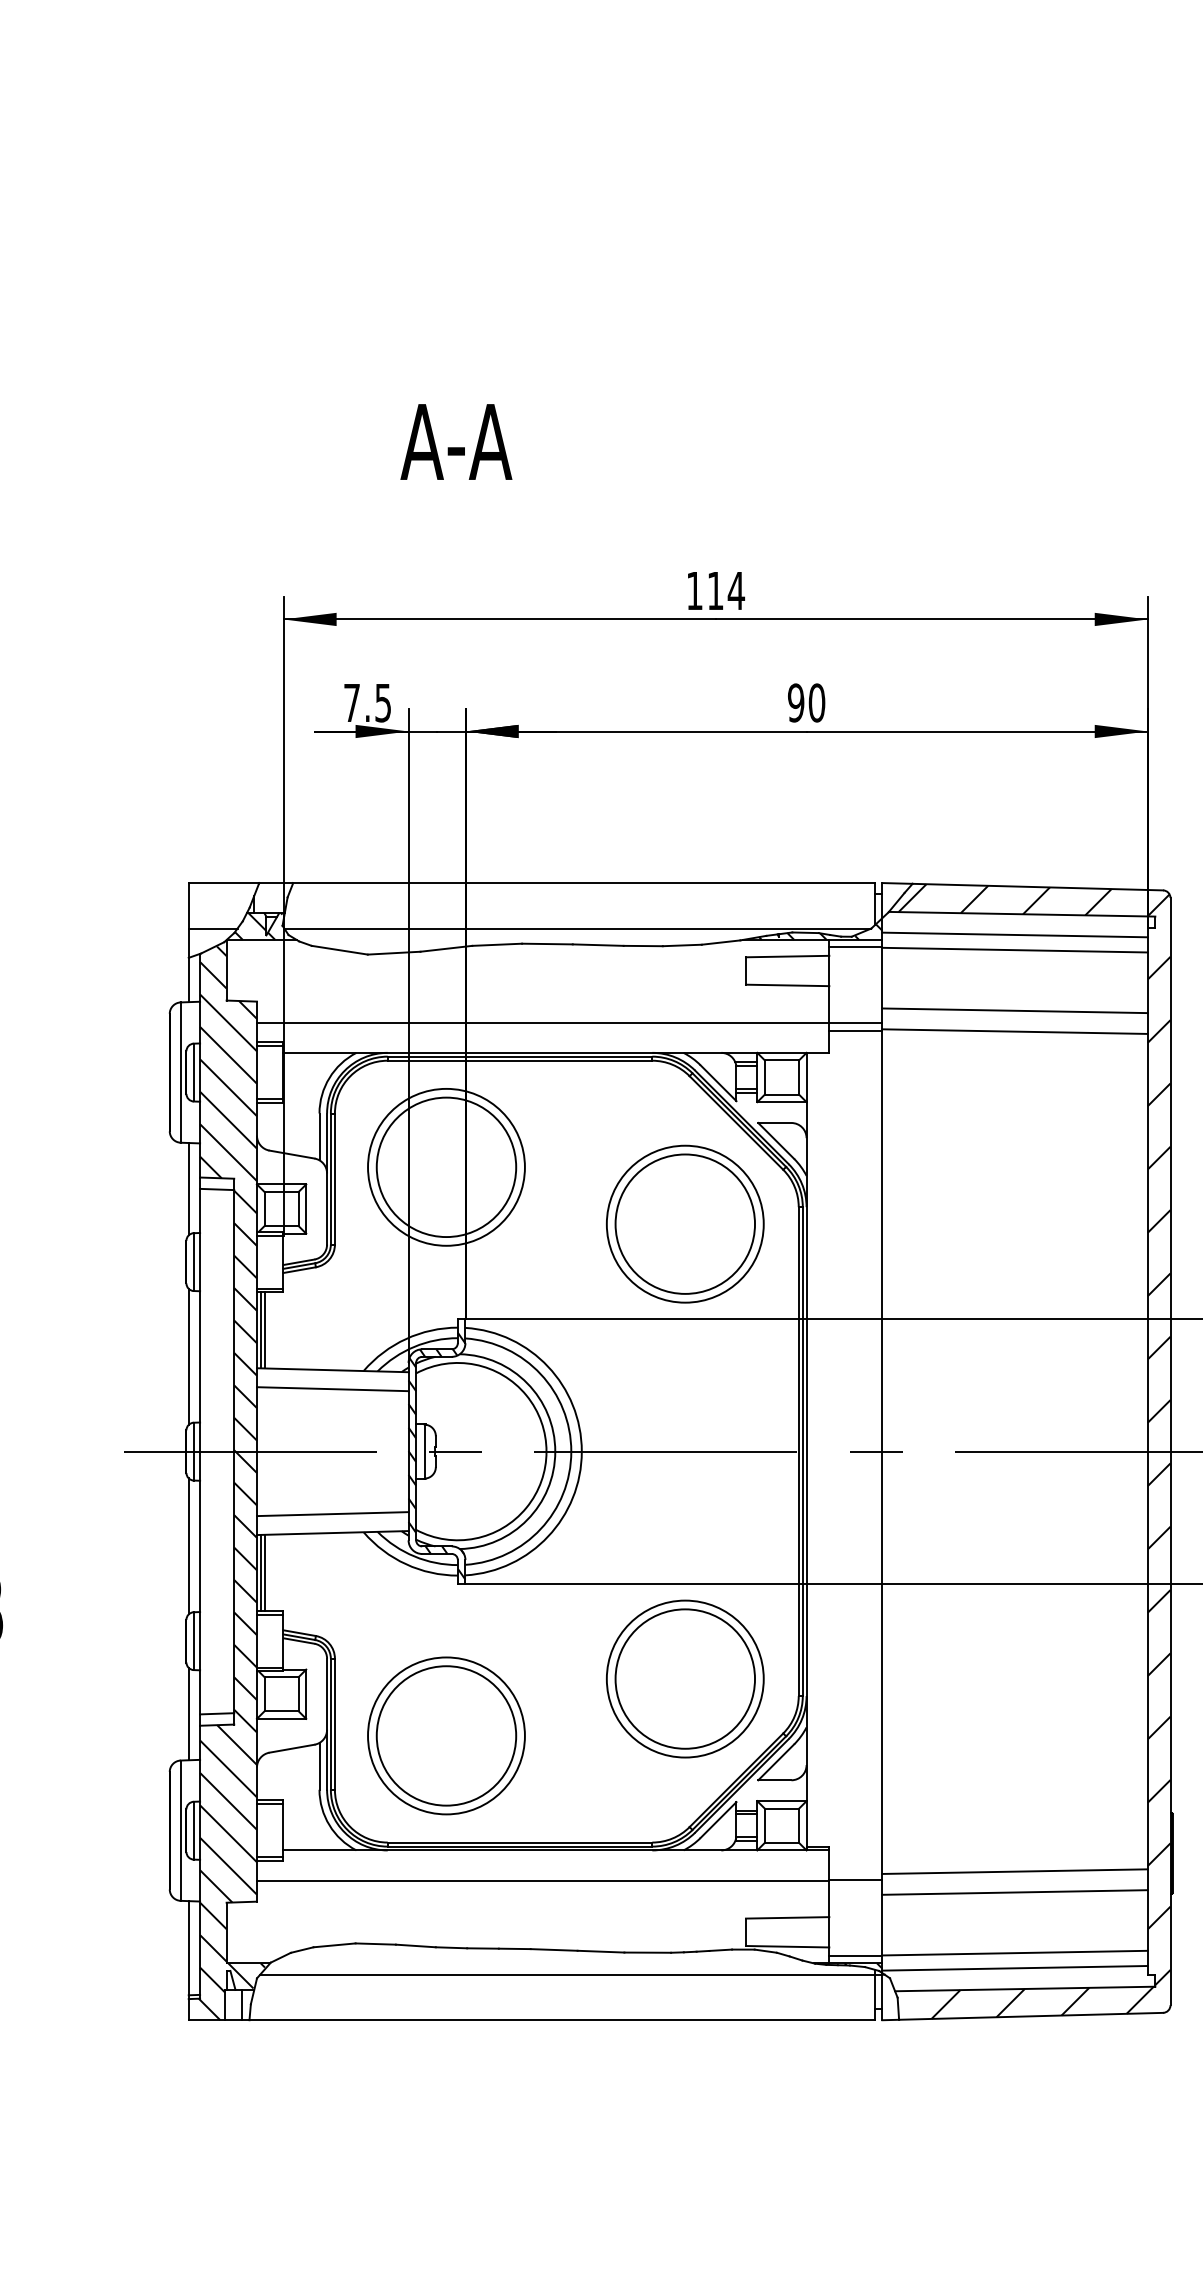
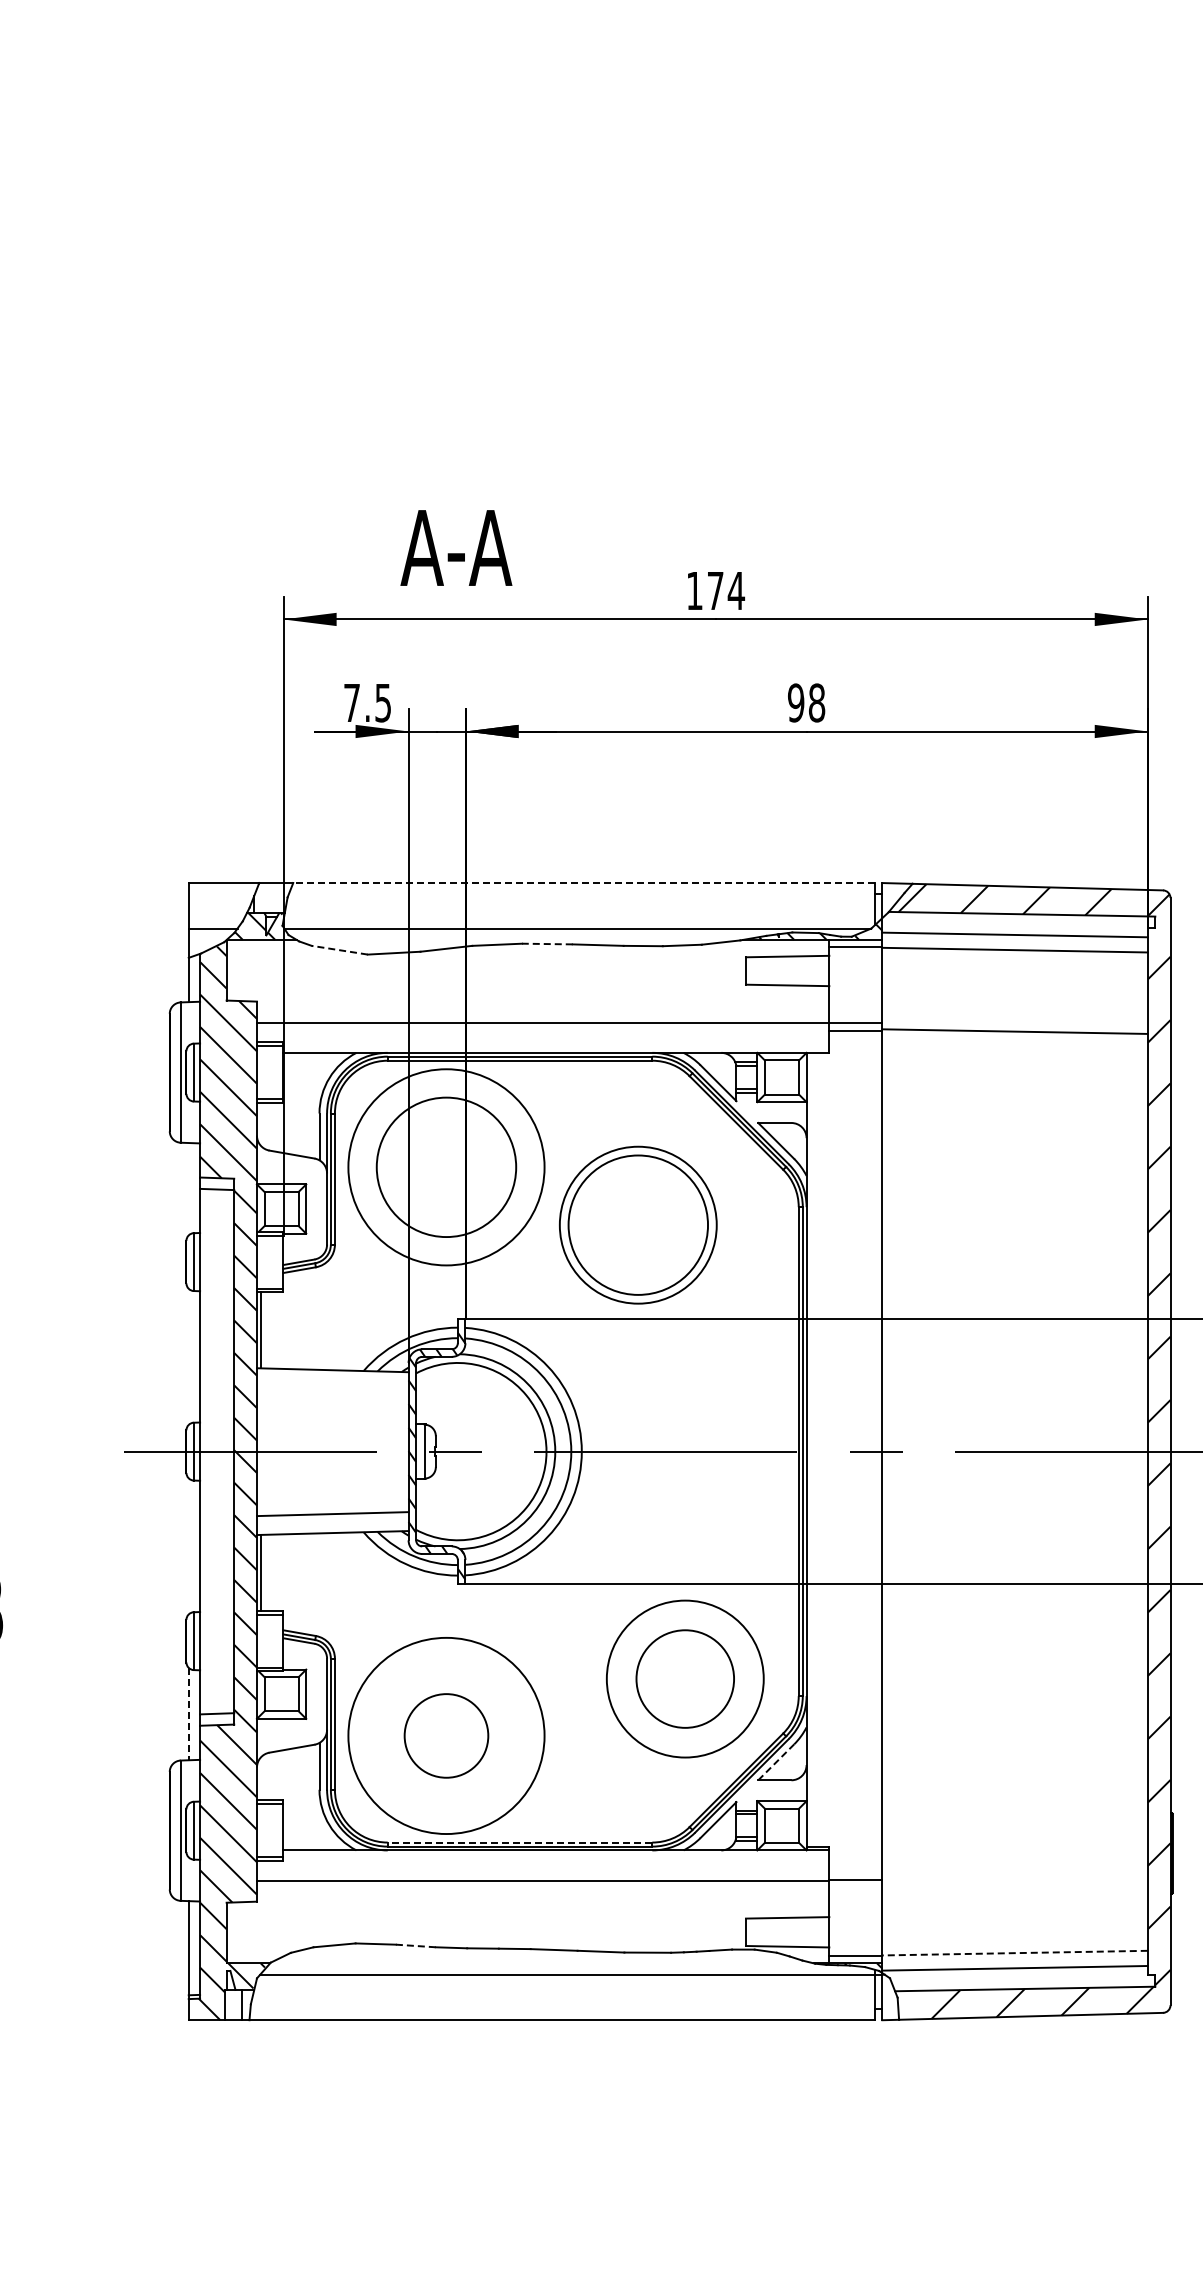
text position: (456, 441) -> (456, 547) (456, 547)
text: 114 -> 174 (715, 590)
text: 90 -> 98 (816, 702)
line: solid -> dashed (584, 883)
line: solid -> dashed (546, 944)
line: solid -> dashed (339, 950)
line: present -> none (1014, 1010)
circle diameter: 157 px -> 196 px (446, 1167)
line: present -> none (188, 1189)
part position: (685, 1223) -> (638, 1224) (638, 1224)
line: present -> none (264, 1330)
line: present -> none (188, 1356)
line: present -> none (332, 1389)
line: present -> none (188, 1546)
line: present -> none (264, 1572)
circle diameter: 139 px -> 98 px (685, 1678)
line: solid -> dashed (188, 1714)
circle diameter: 139 px -> 84 px (446, 1735)
circle diameter: 157 px -> 196 px (446, 1735)
line: solid -> dashed (776, 1761)
line: solid -> dashed (519, 1842)
line: present -> none (1014, 1871)
line: present -> none (1014, 1892)
line: solid -> dashed (415, 1945)
line: solid -> dashed (1015, 1953)
